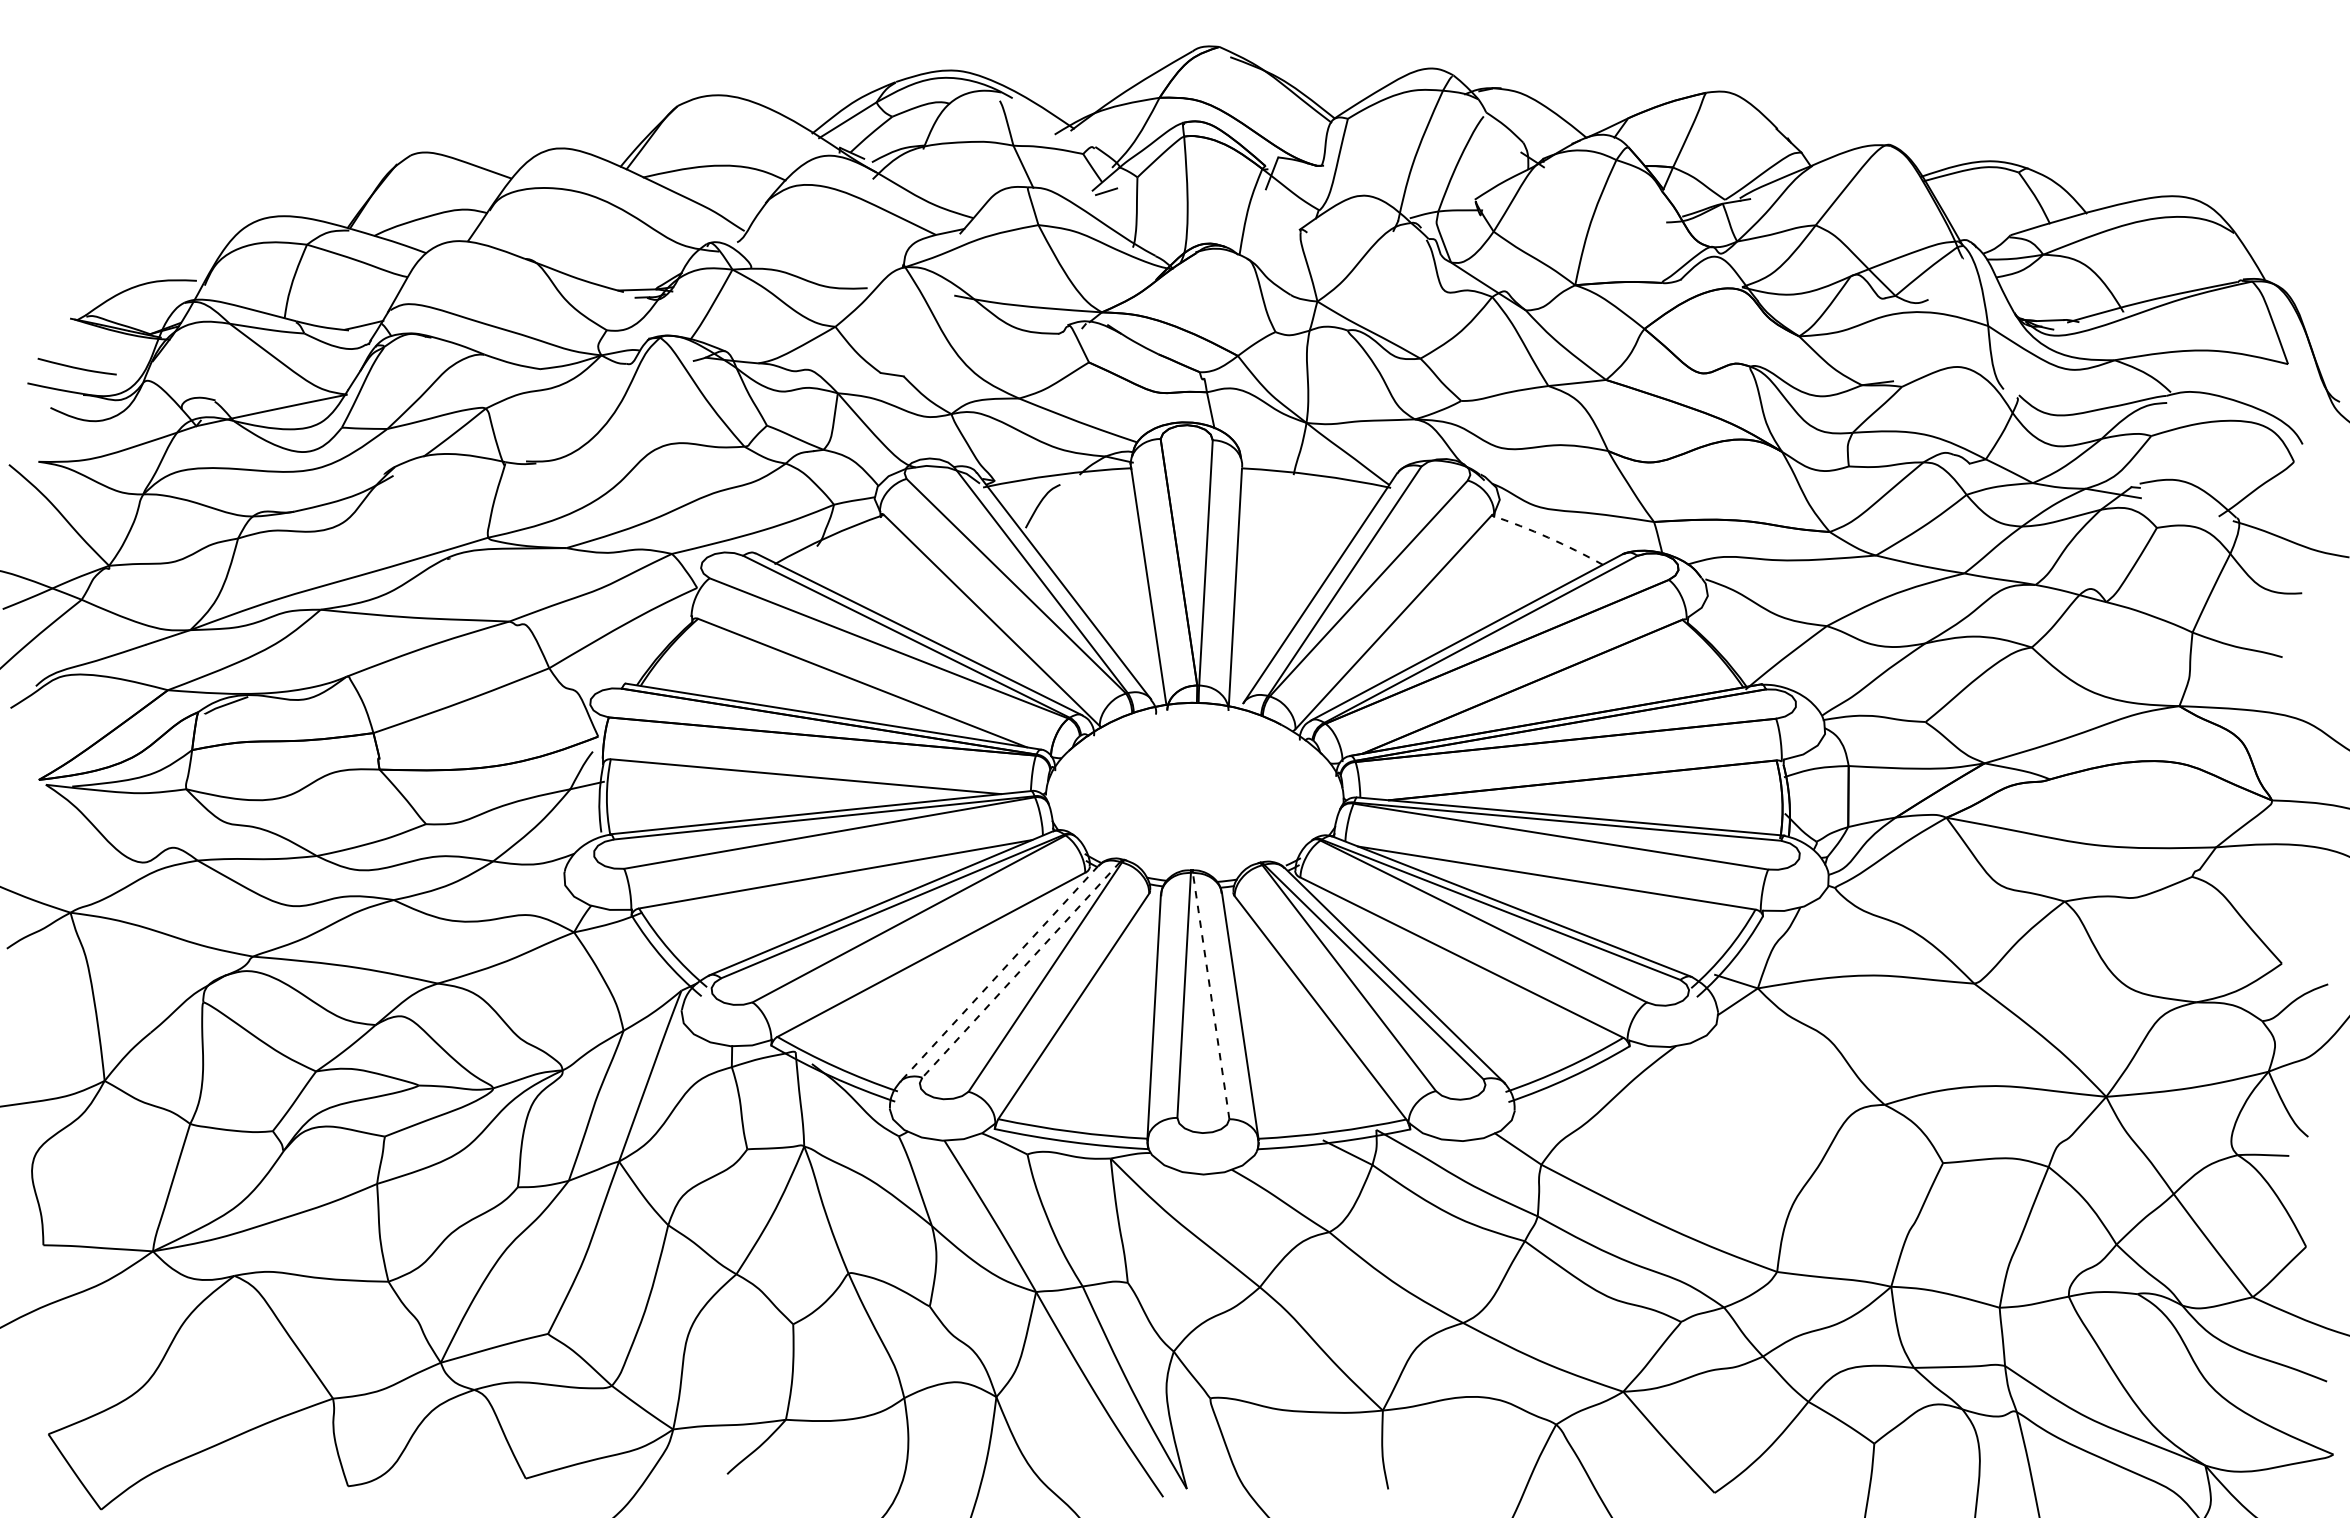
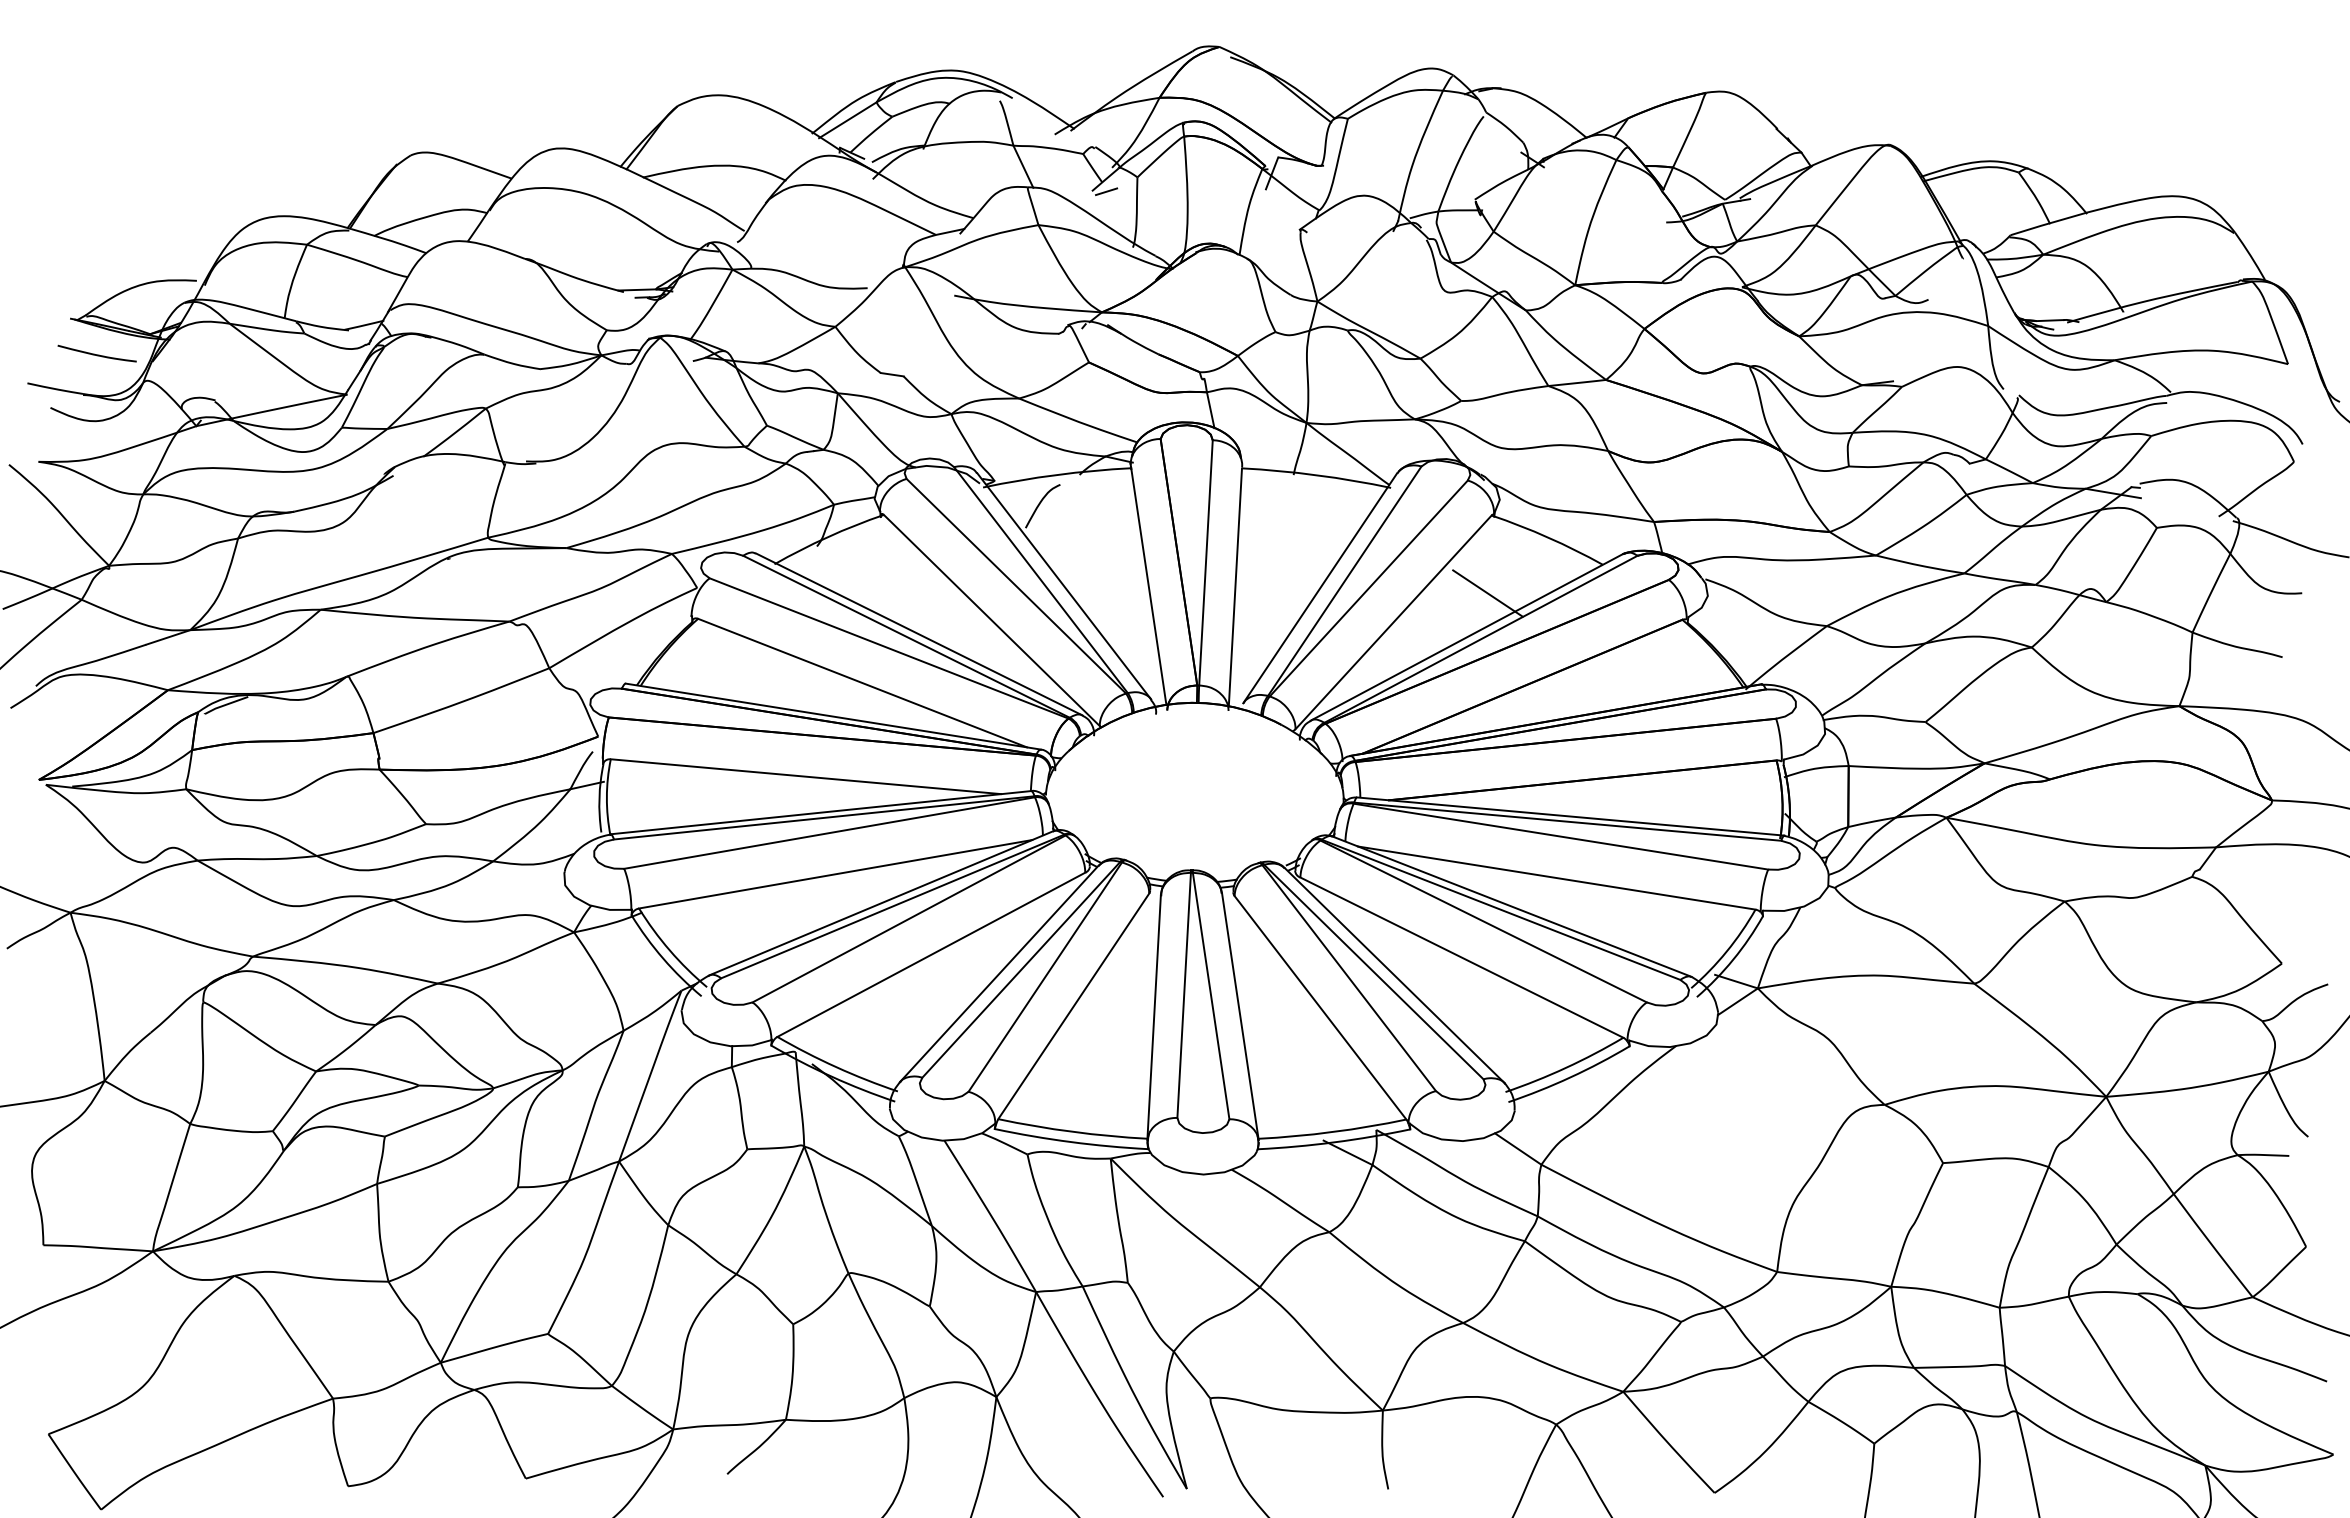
curve position: (76, 367) -> (96, 354) (96, 354)
arc: dashed -> solid (1548, 537)
line: none -> present (1487, 593)
line: dashed -> solid (1021, 970)
line: dashed -> solid (999, 974)
line: dashed -> solid (1211, 996)
